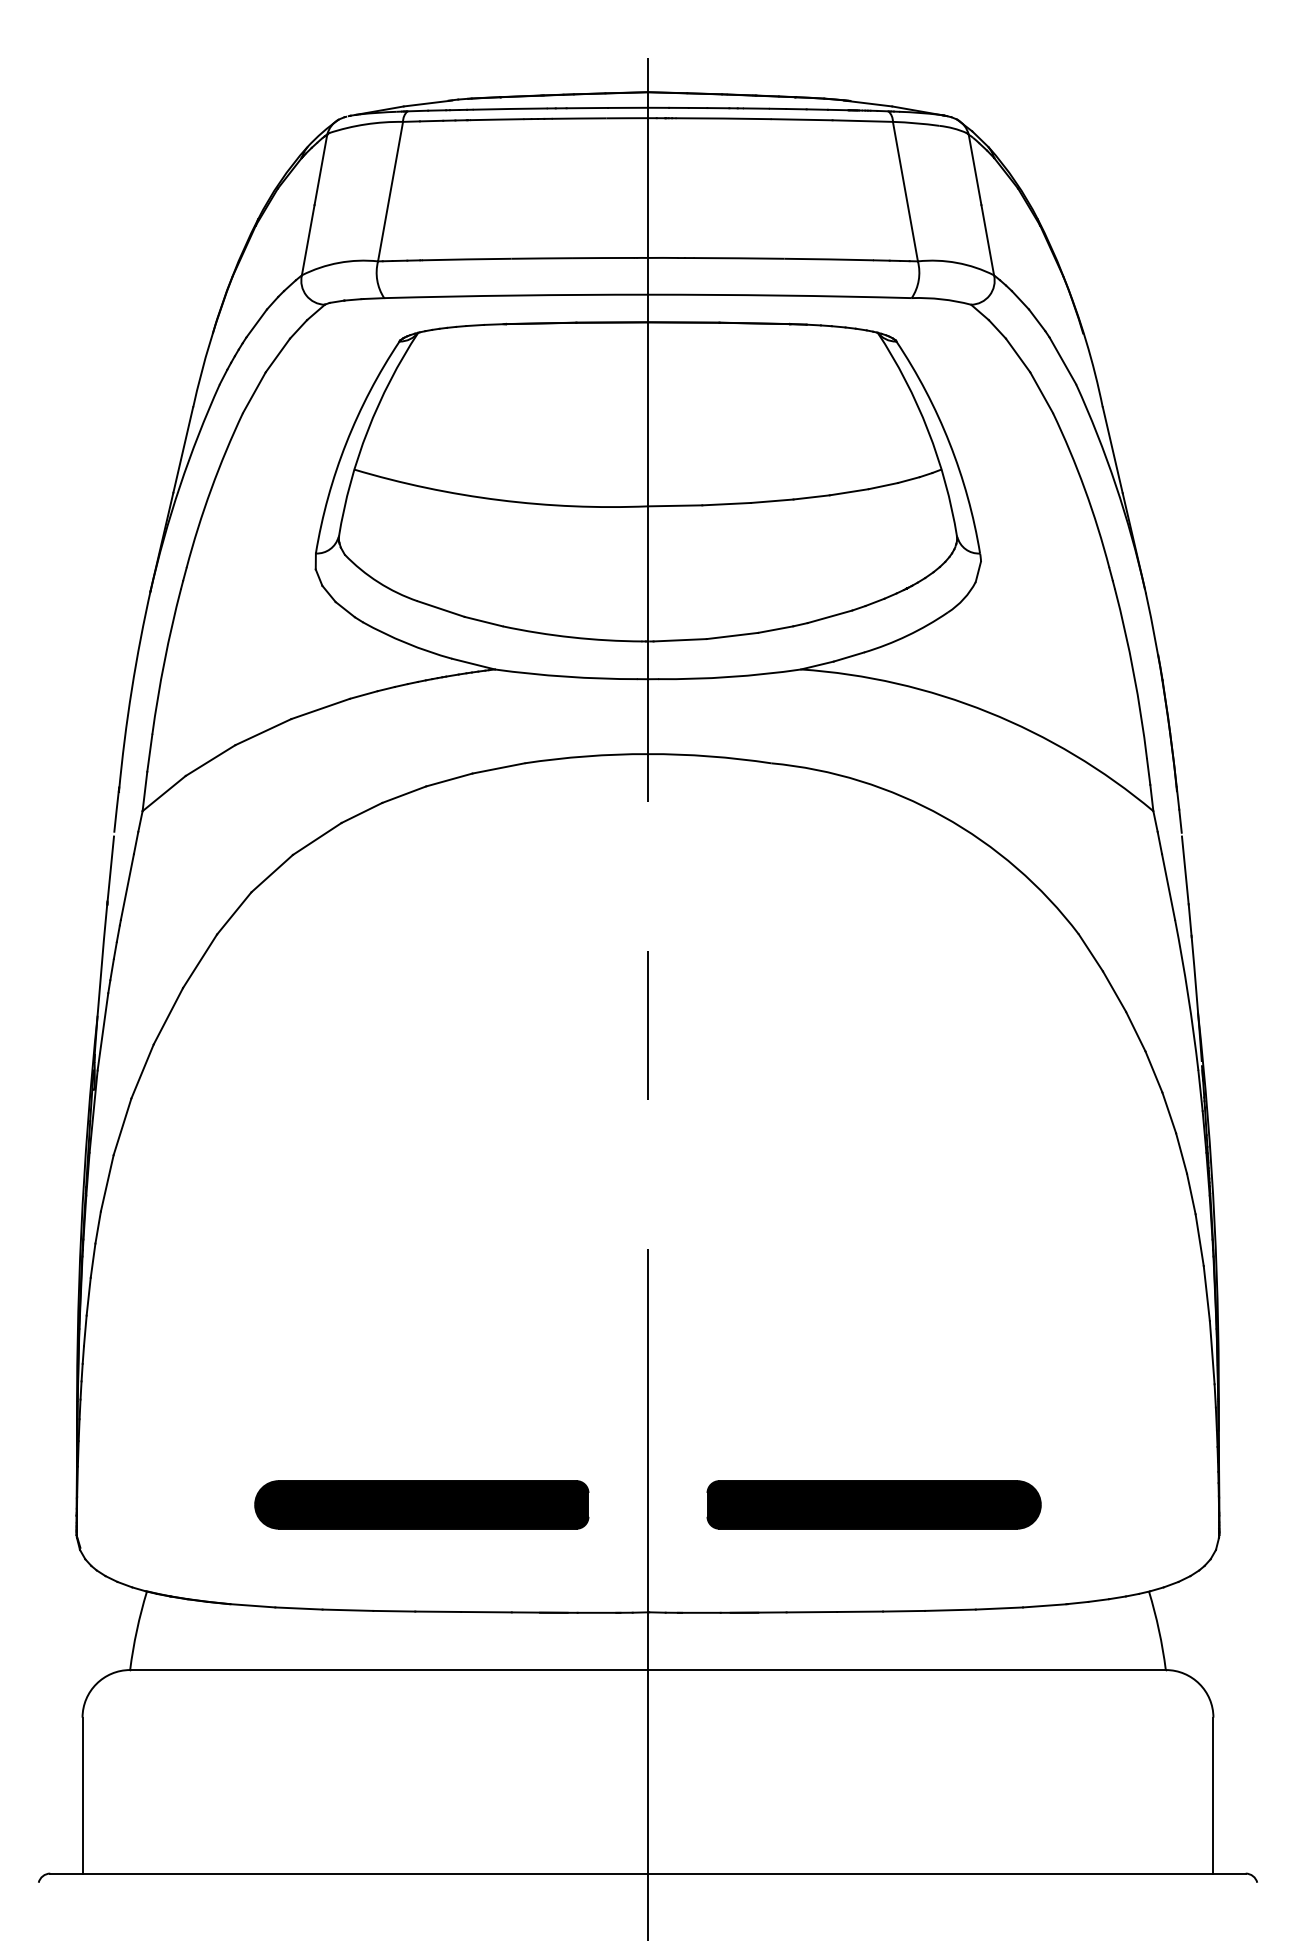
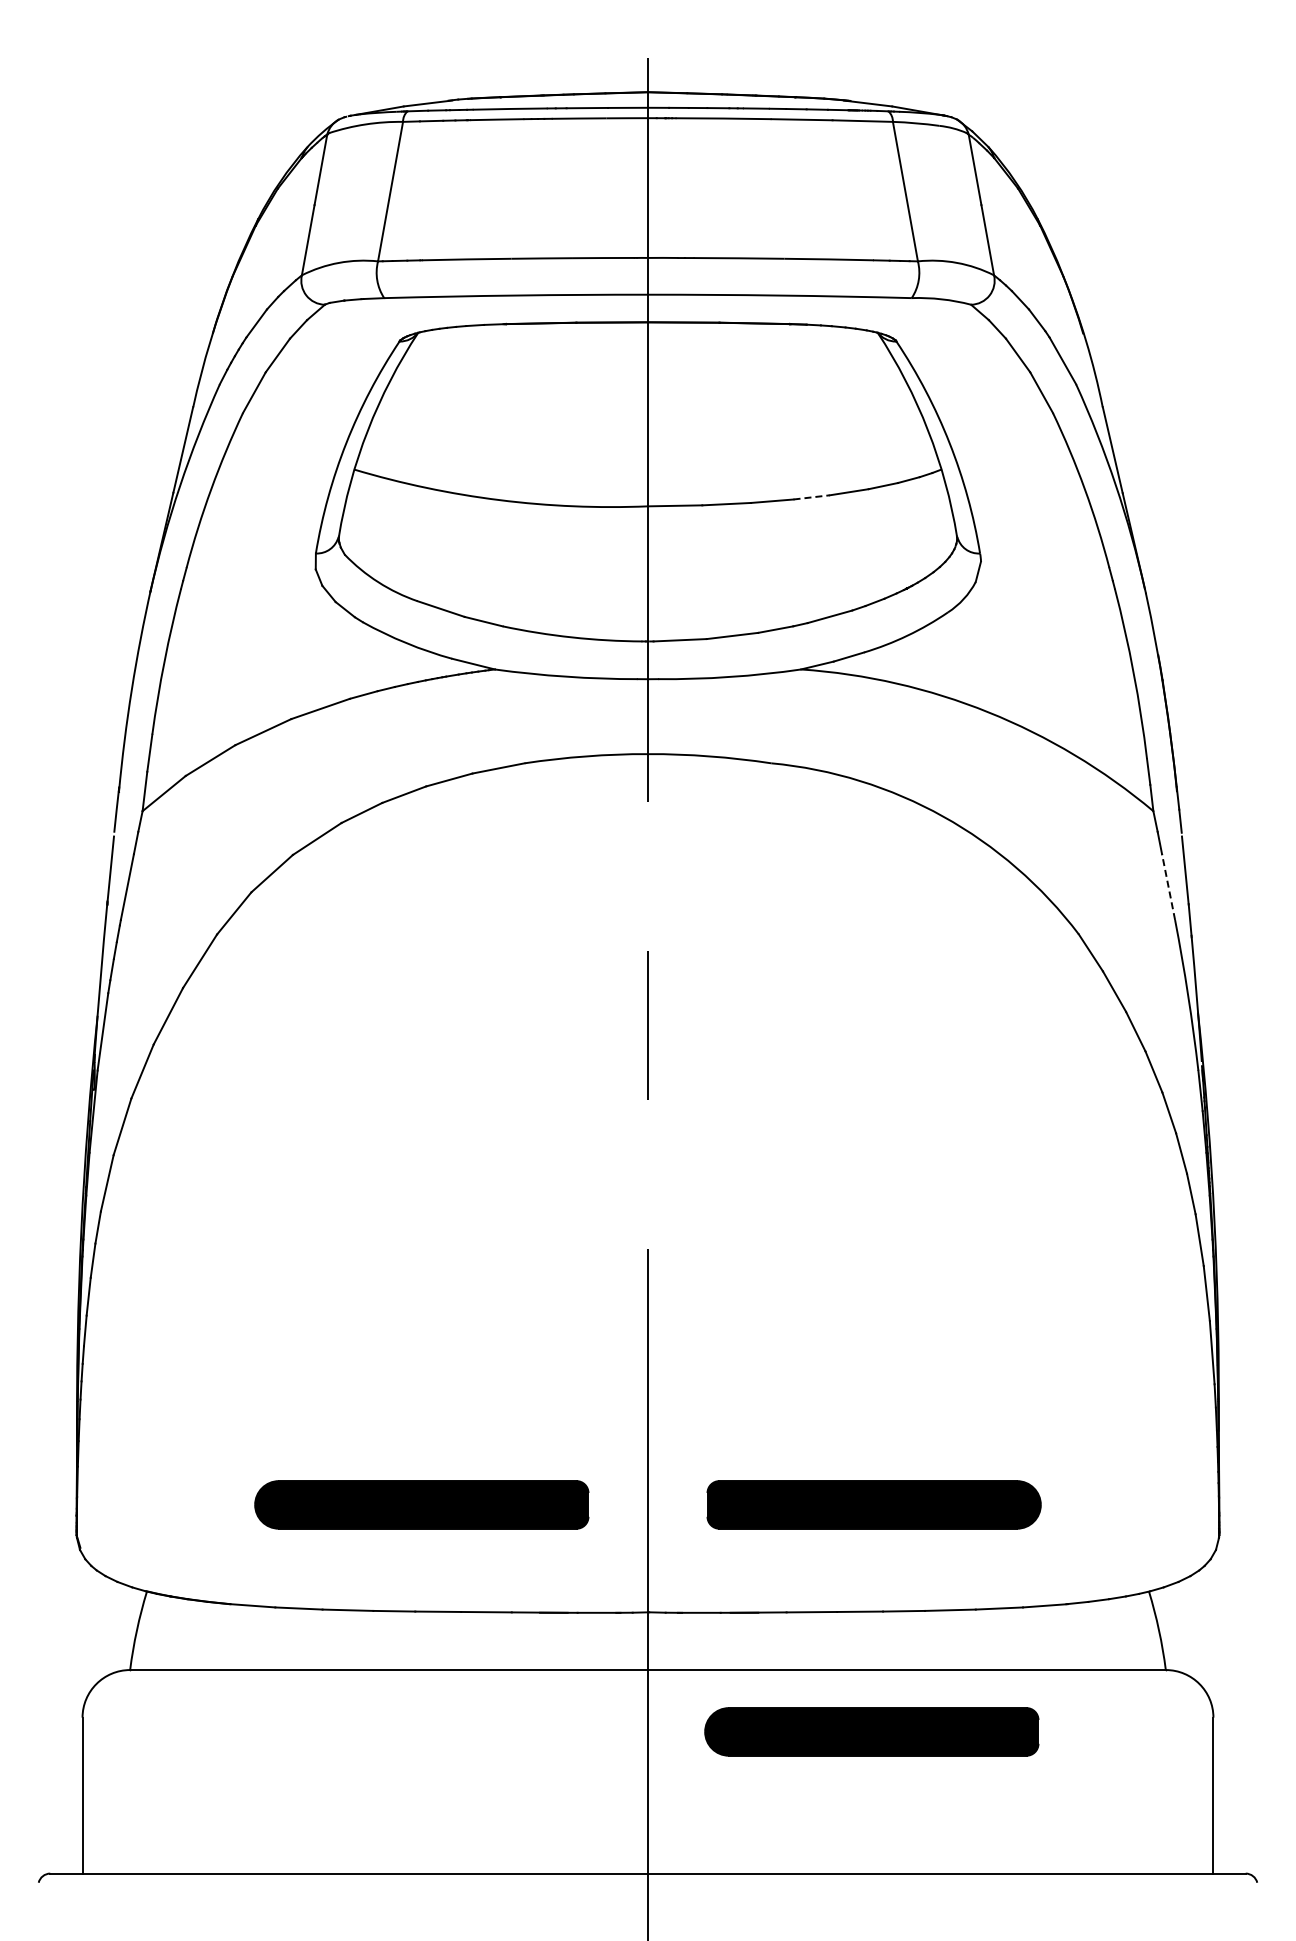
line: solid -> dashed (812, 497)
line: solid -> dashed (1168, 887)
part: none -> present (871, 1731)
